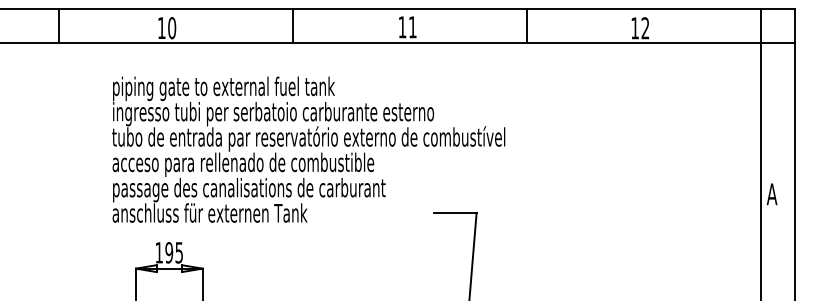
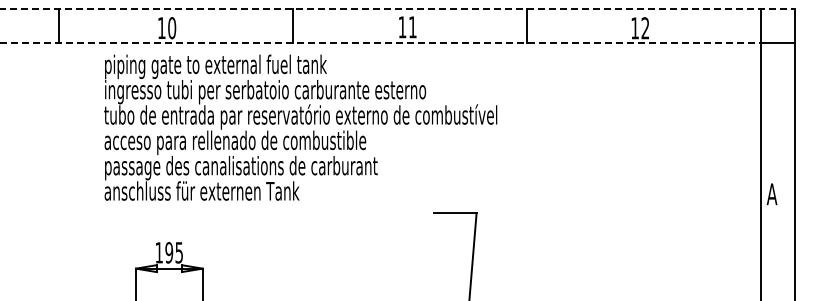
line: solid -> dashed (398, 9)
line: solid -> dashed (381, 43)
text position: (308, 149) -> (300, 127) (300, 127)
